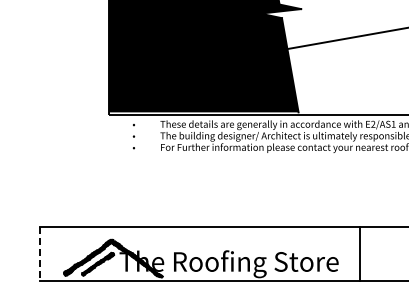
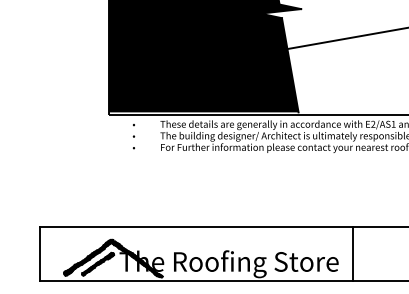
line position: (360, 253) -> (353, 253) (353, 253)
line: dashed -> solid (39, 254)
